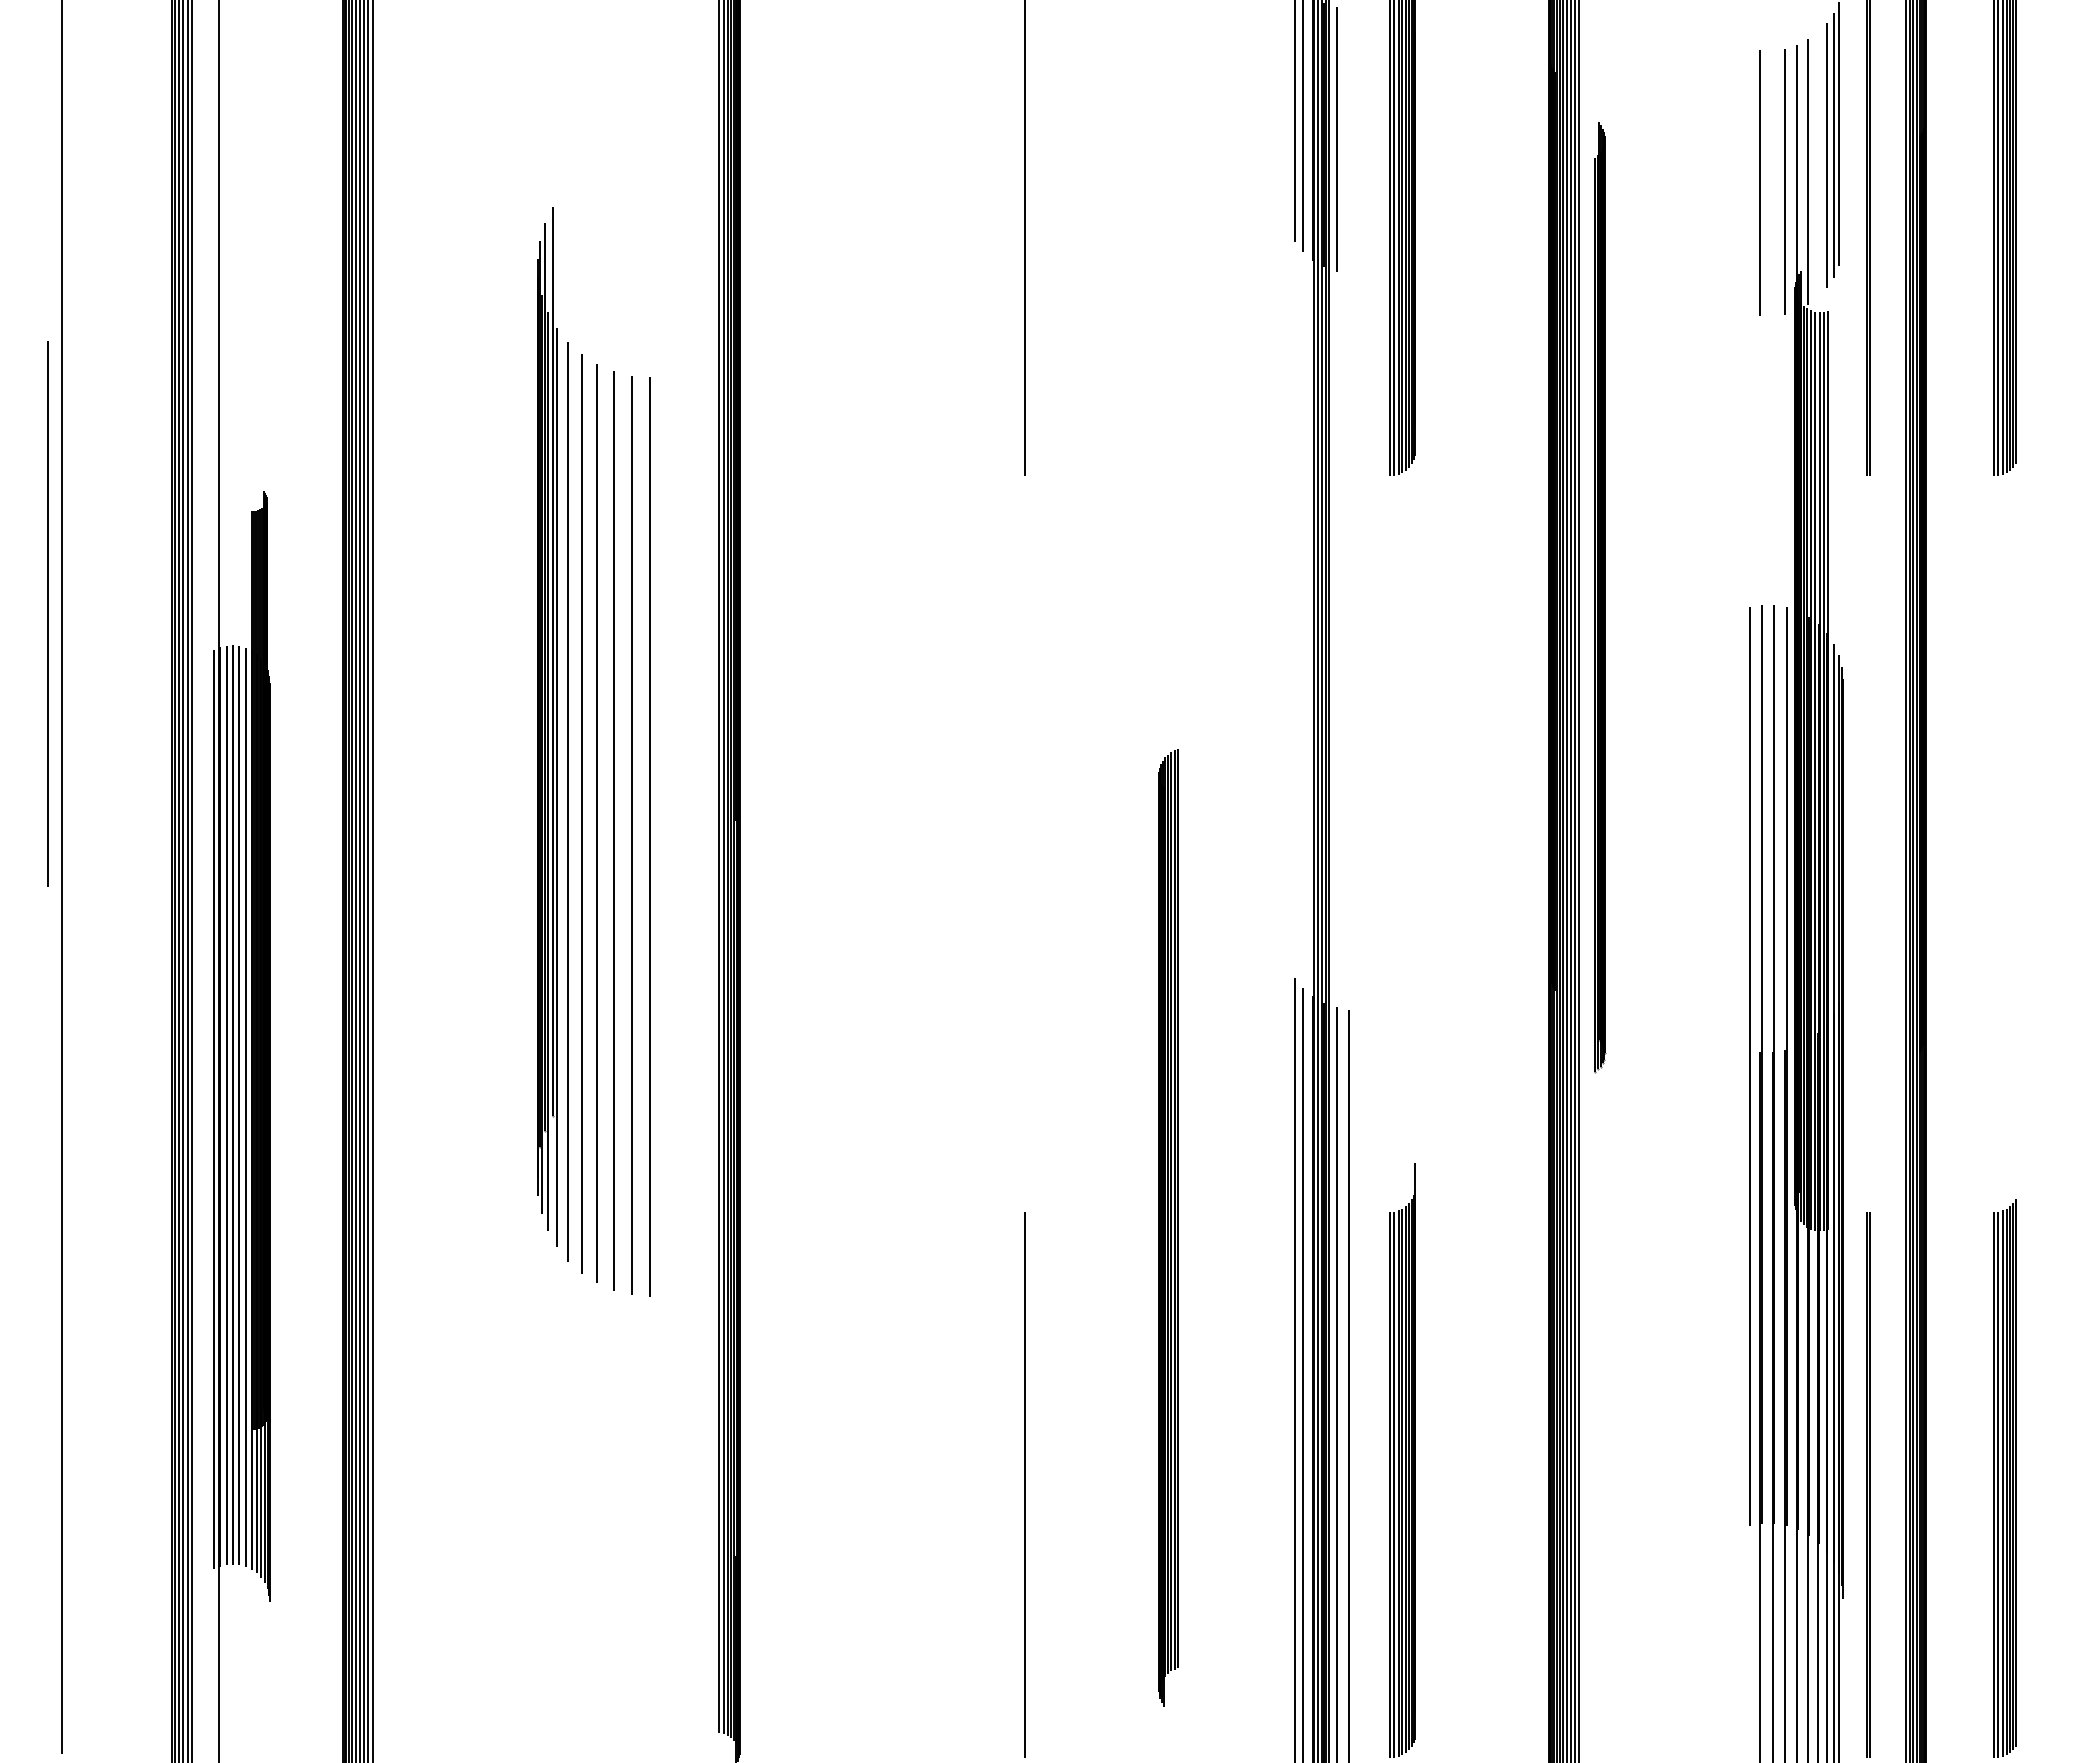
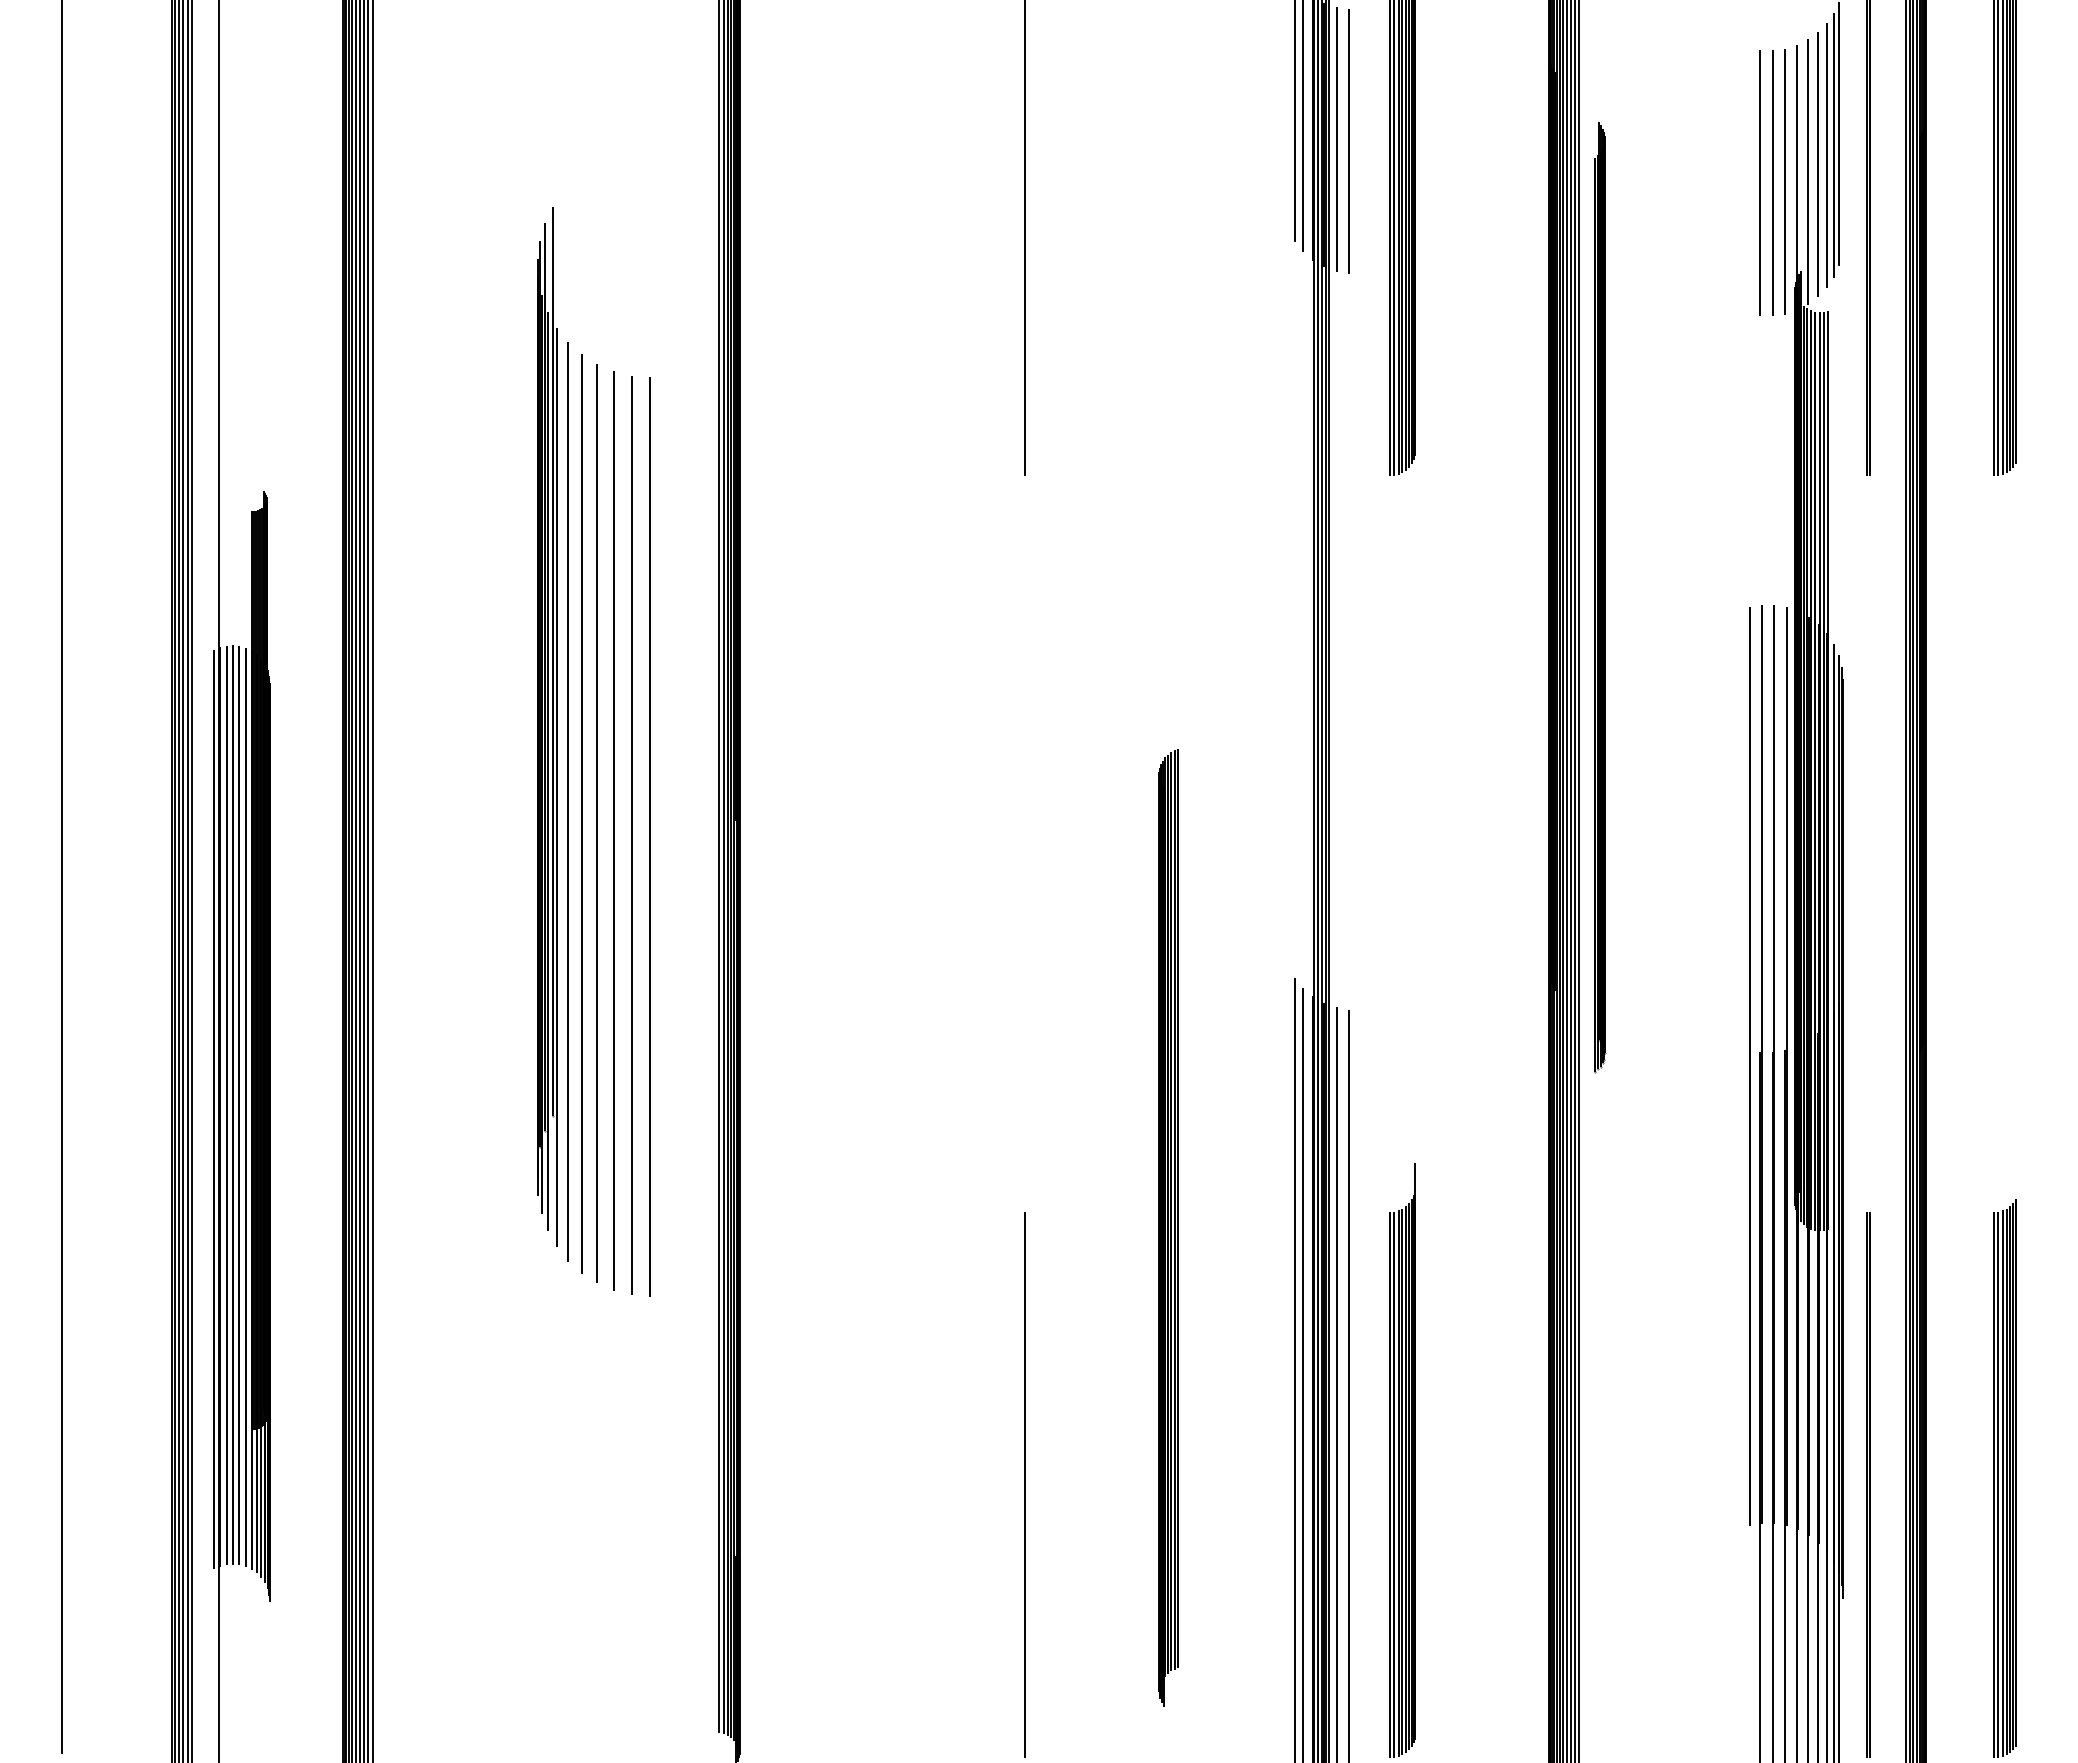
line: none -> present (1348, 141)
line: none -> present (1817, 164)
line: none -> present (1772, 182)
line: present -> none (47, 613)
